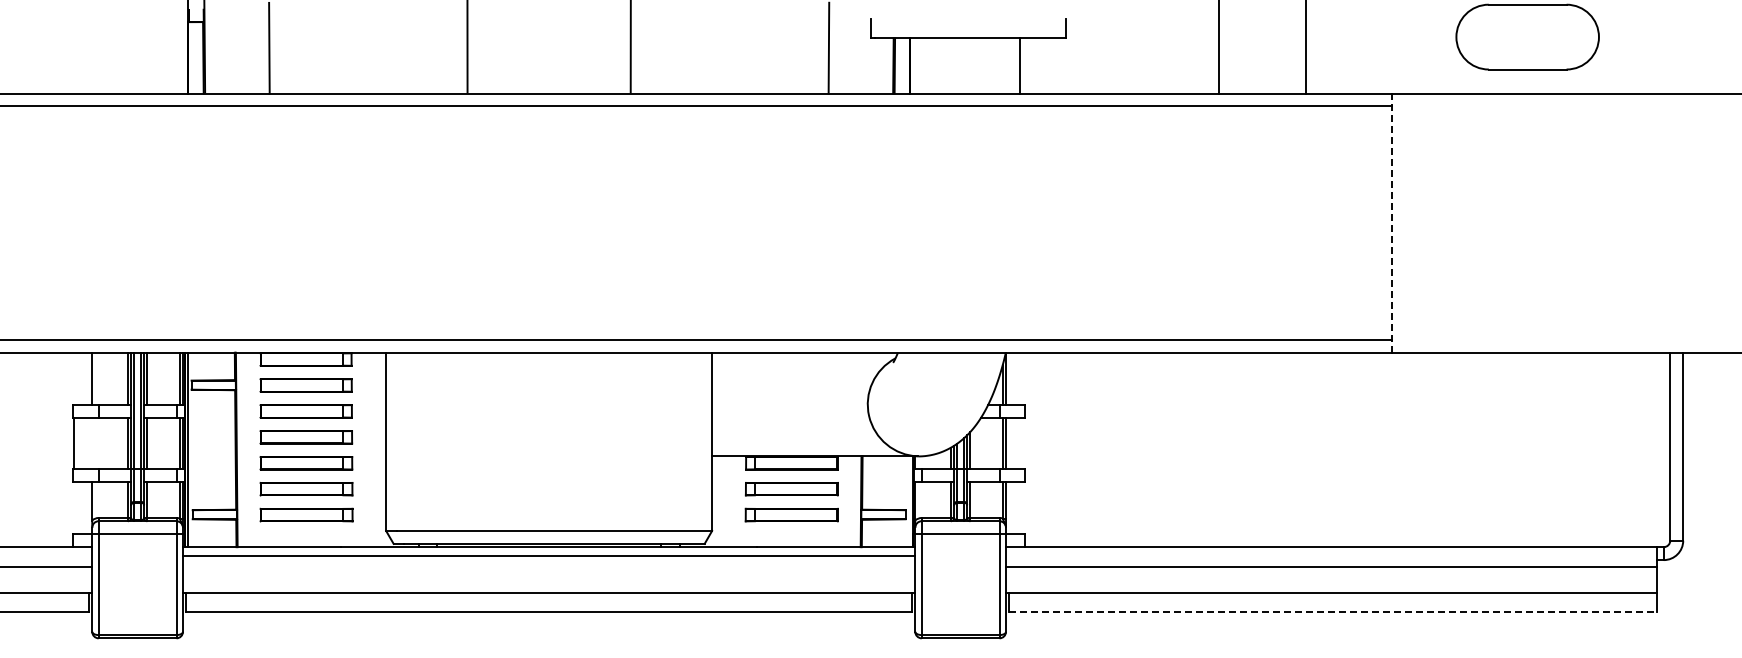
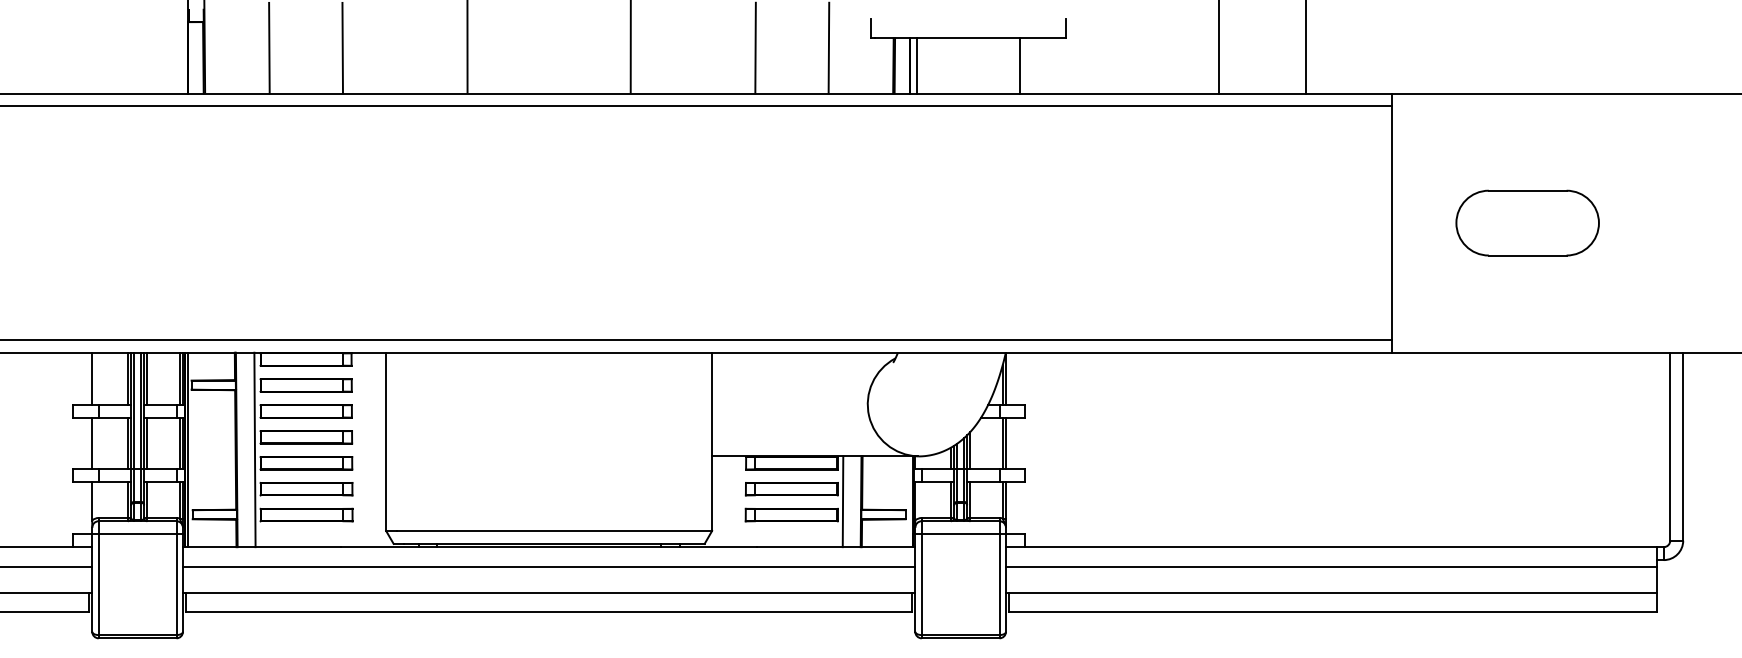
part position: (1527, 36) -> (1527, 222) (1527, 222)
line: none -> present (342, 47)
line: none -> present (755, 47)
line: none -> present (916, 65)
line: dashed -> solid (1391, 223)
line position: (74, 443) -> (92, 443) (92, 443)
line: none -> present (254, 449)
line: none -> present (842, 501)
line position: (548, 555) -> (548, 566) (548, 566)
line: dashed -> solid (1333, 611)
